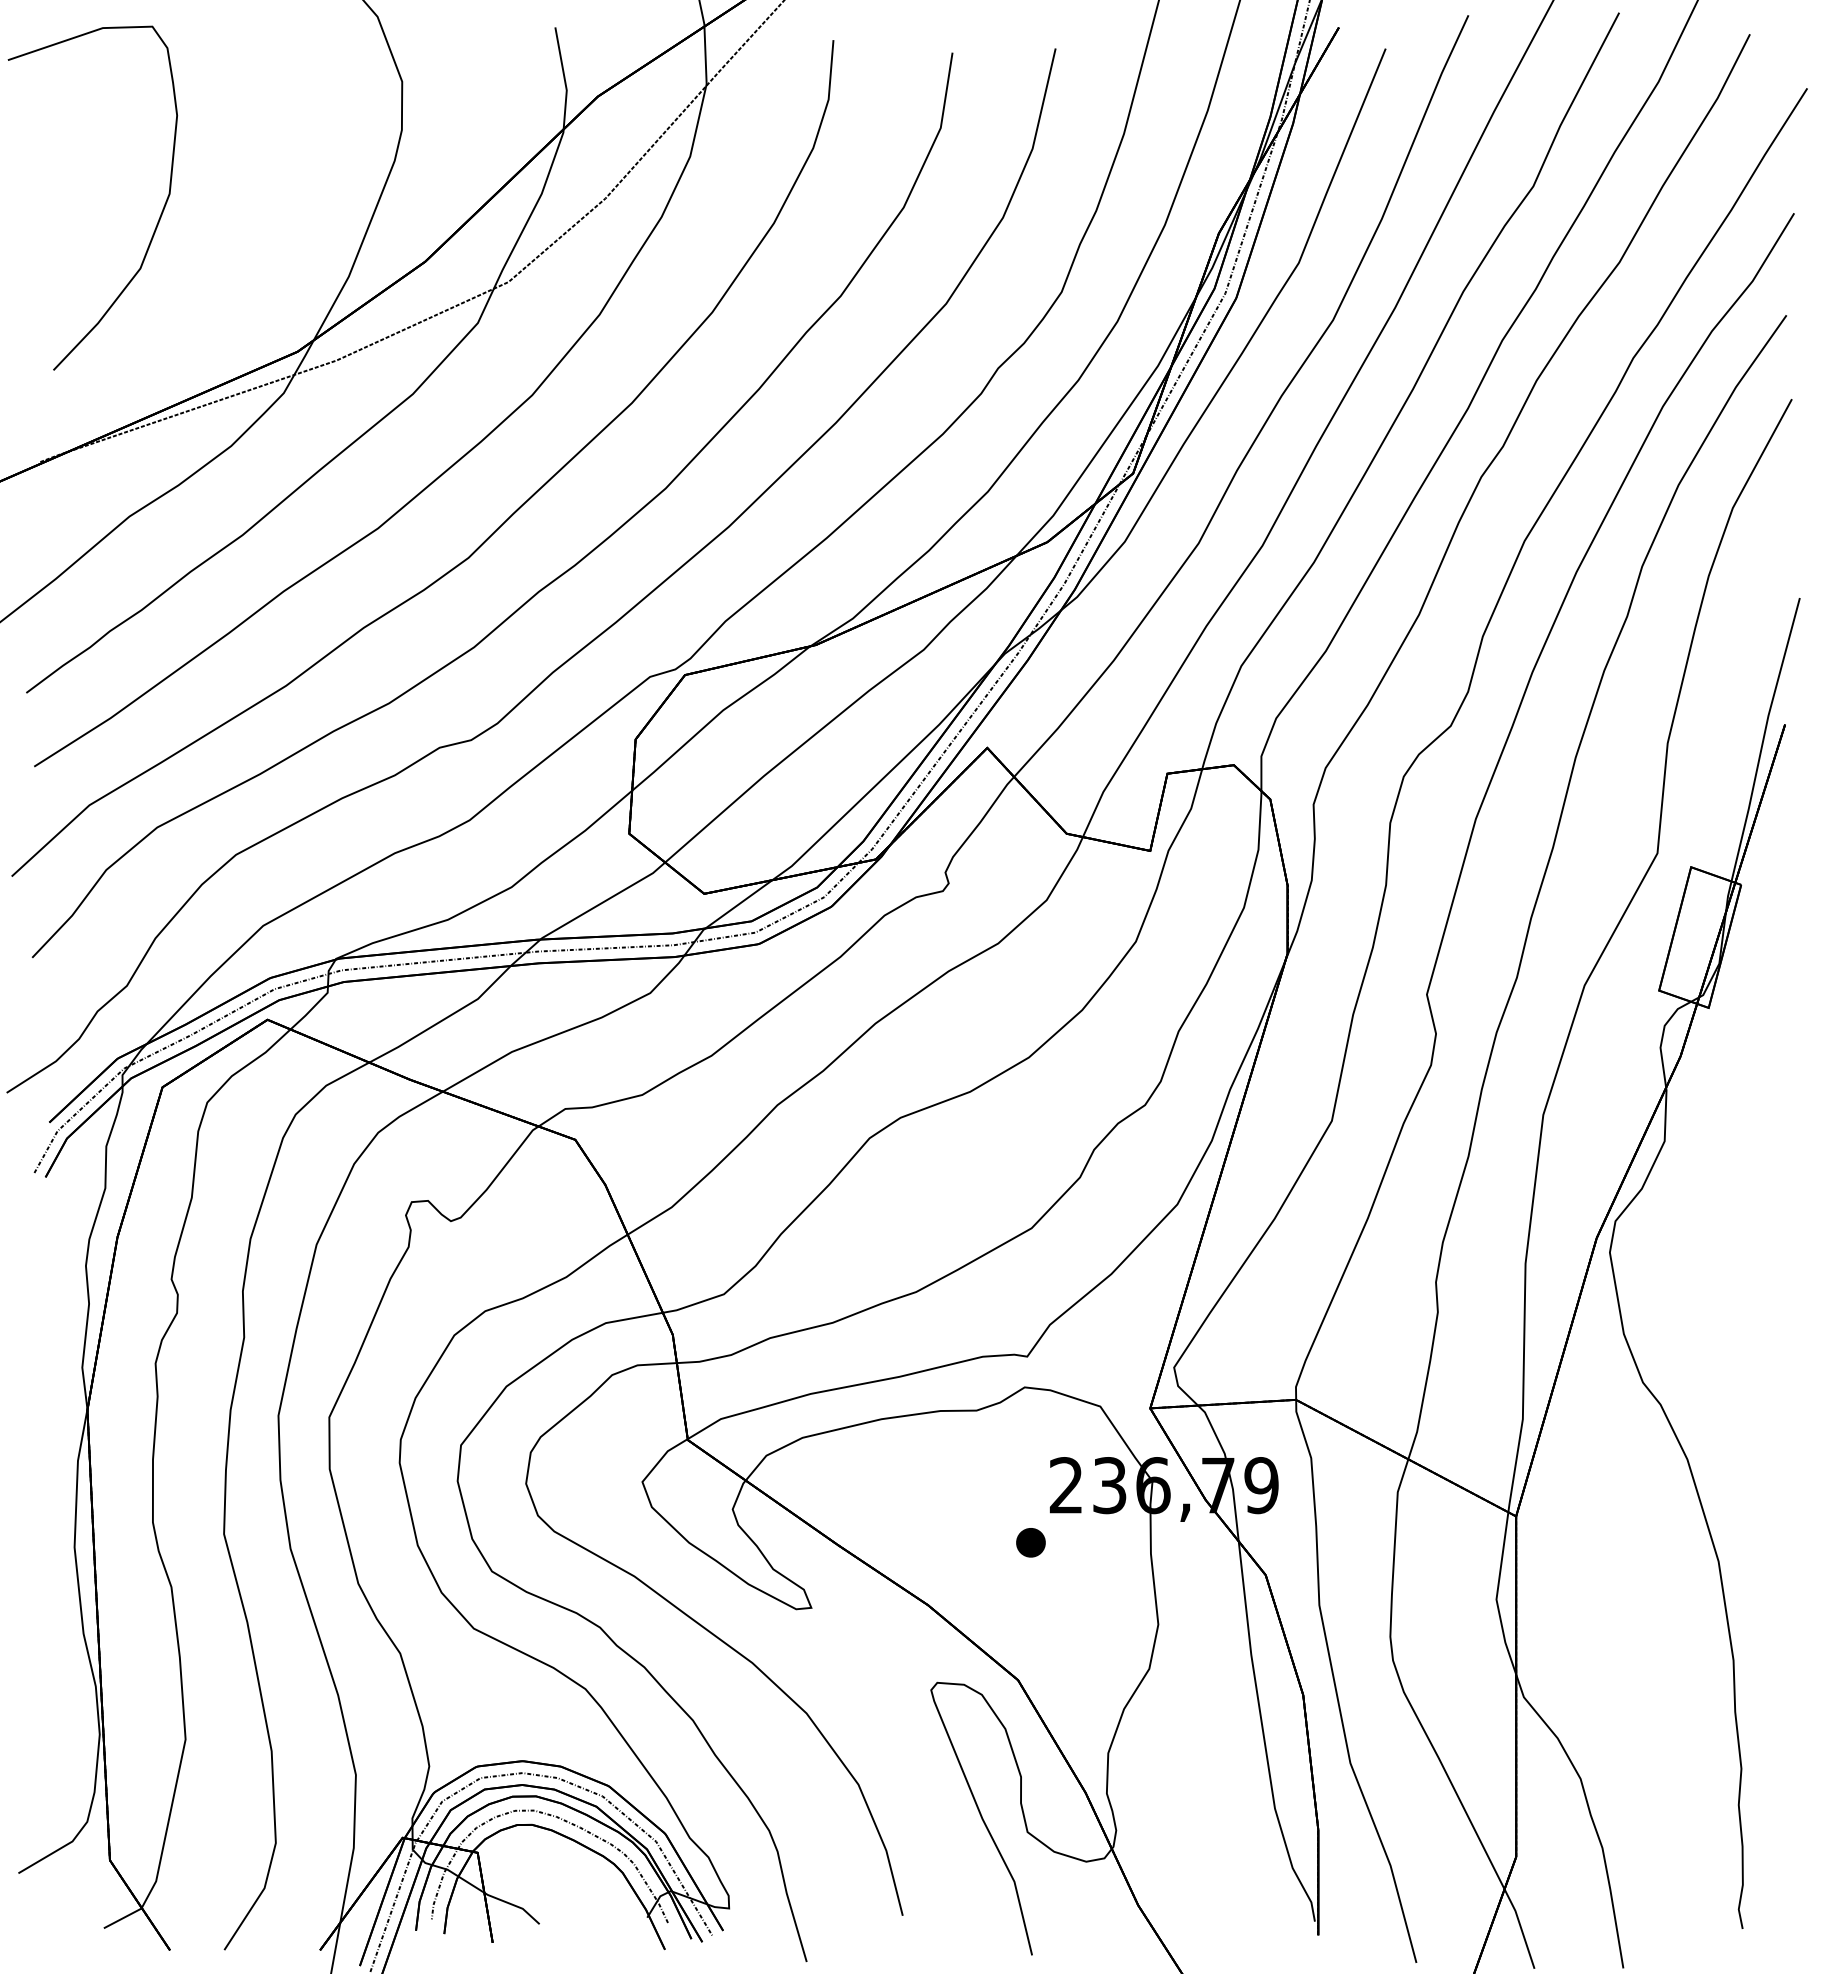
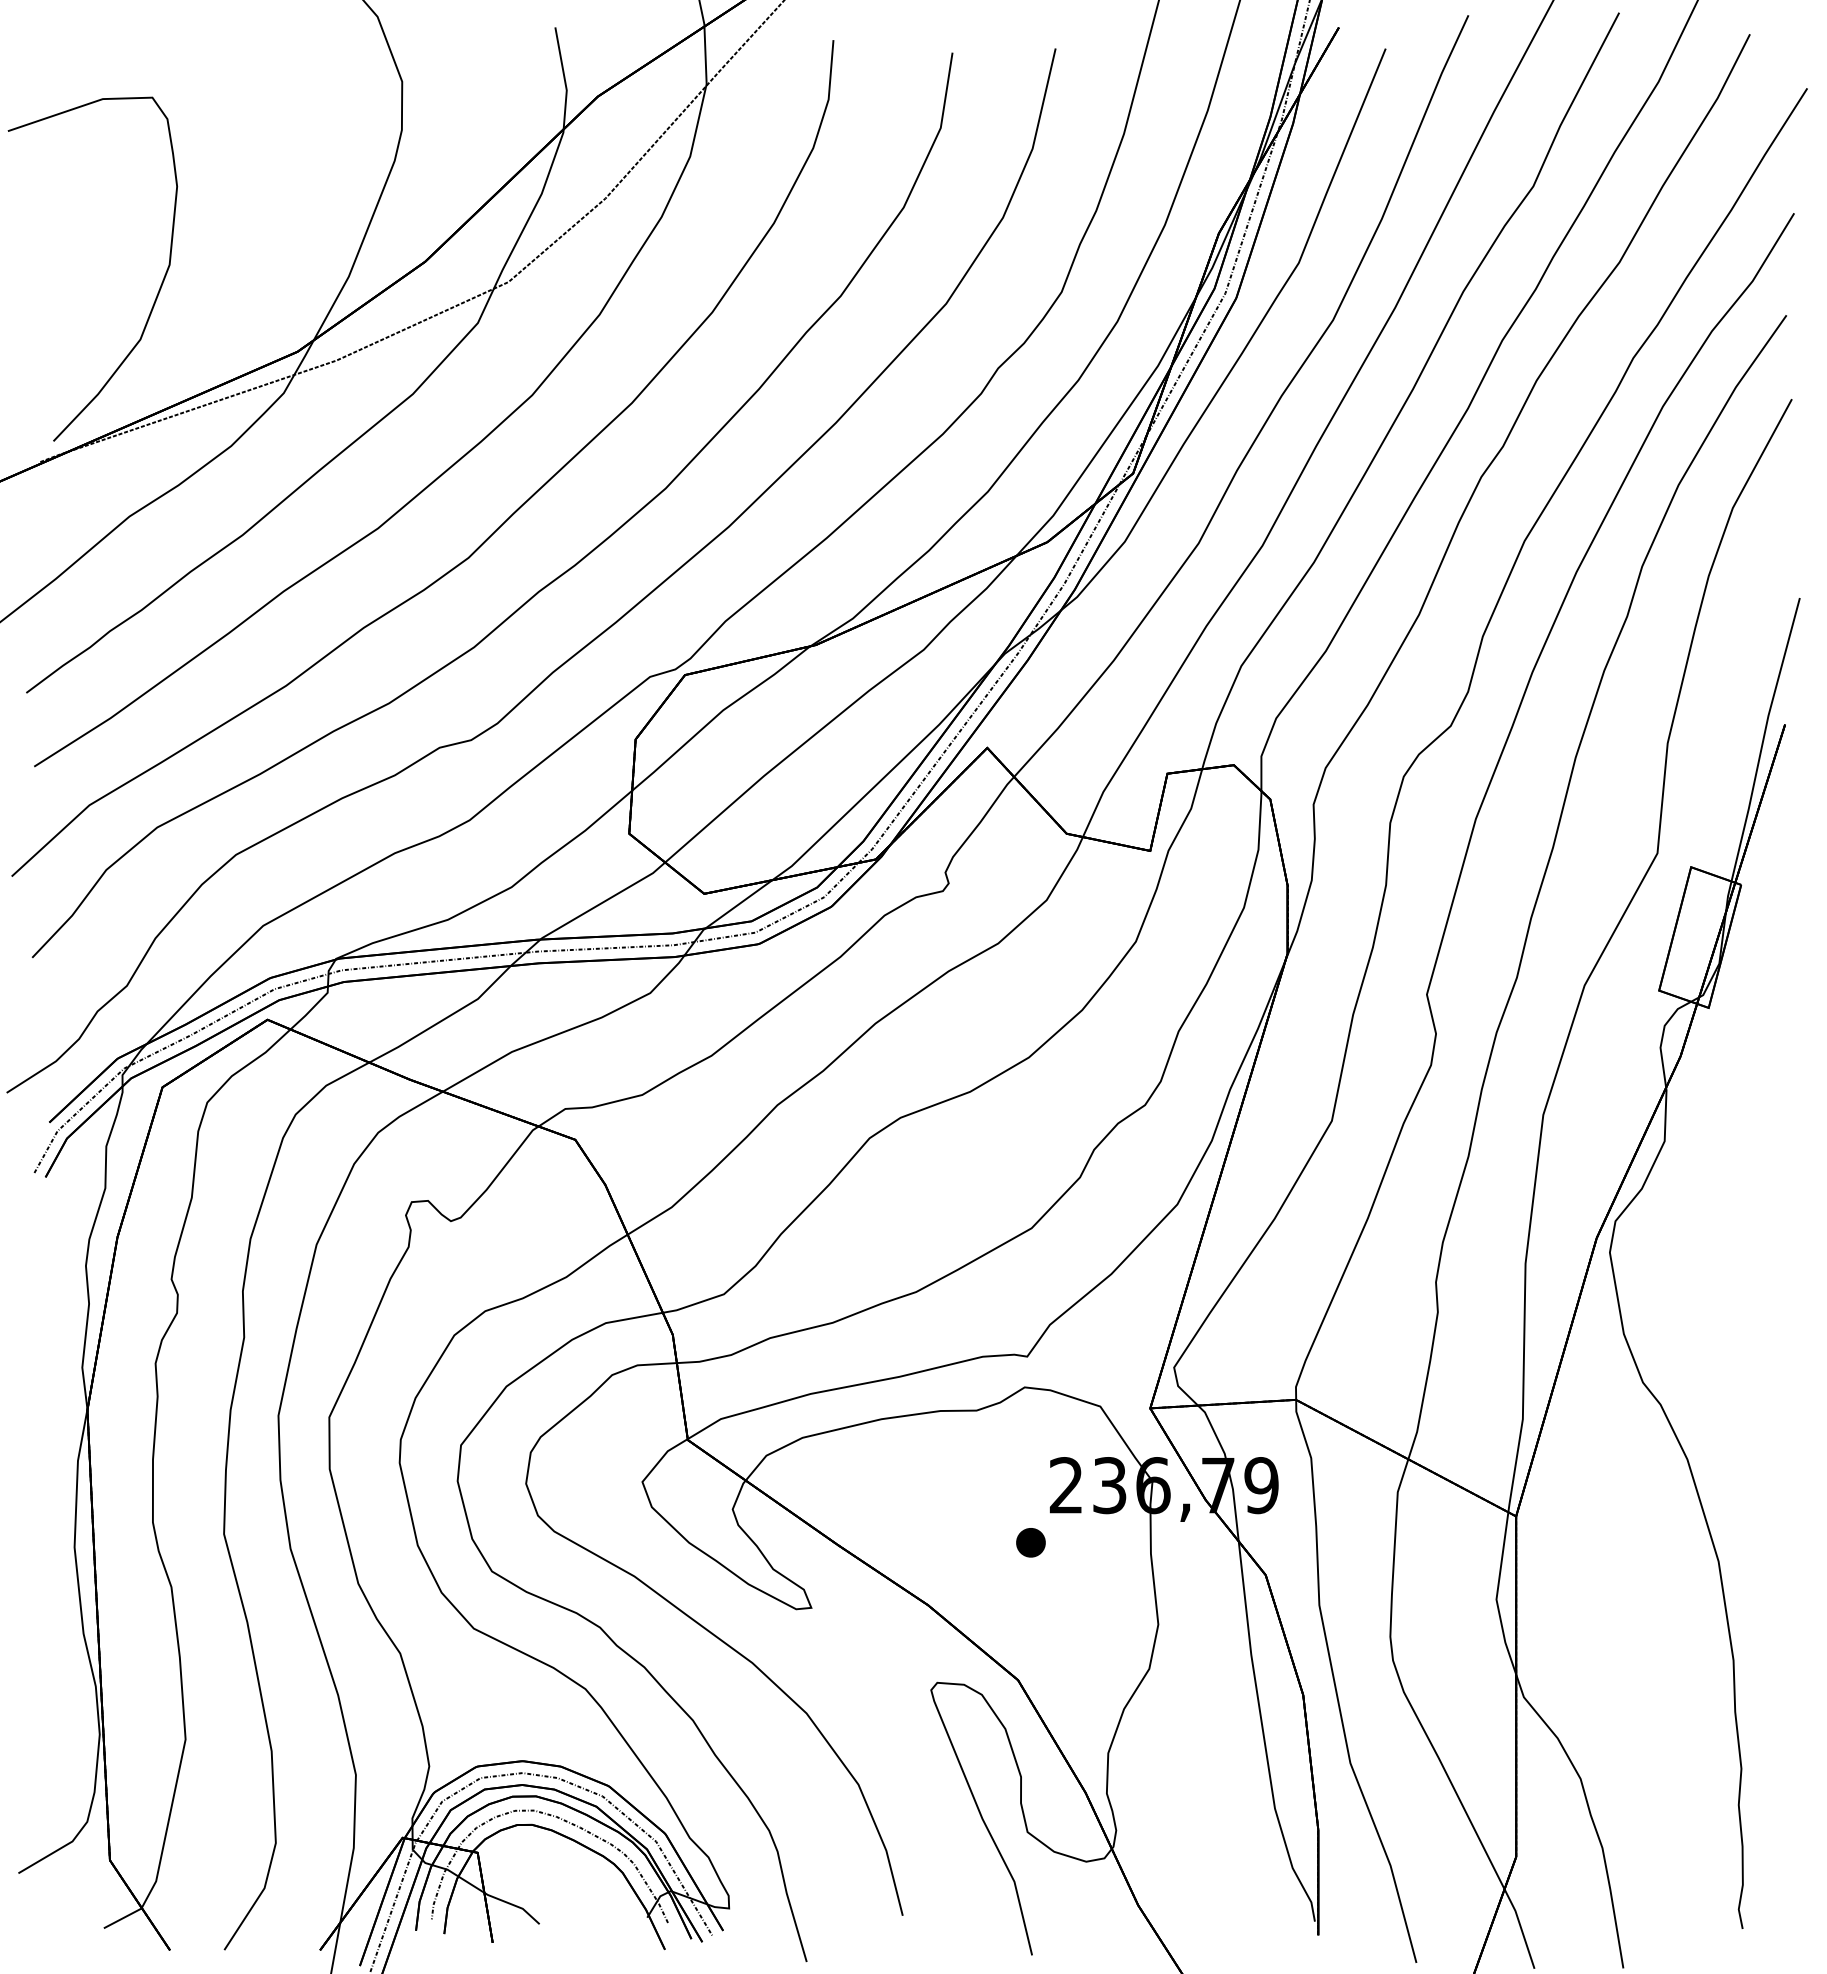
curve position: (157, 221) -> (157, 292) (157, 292)
